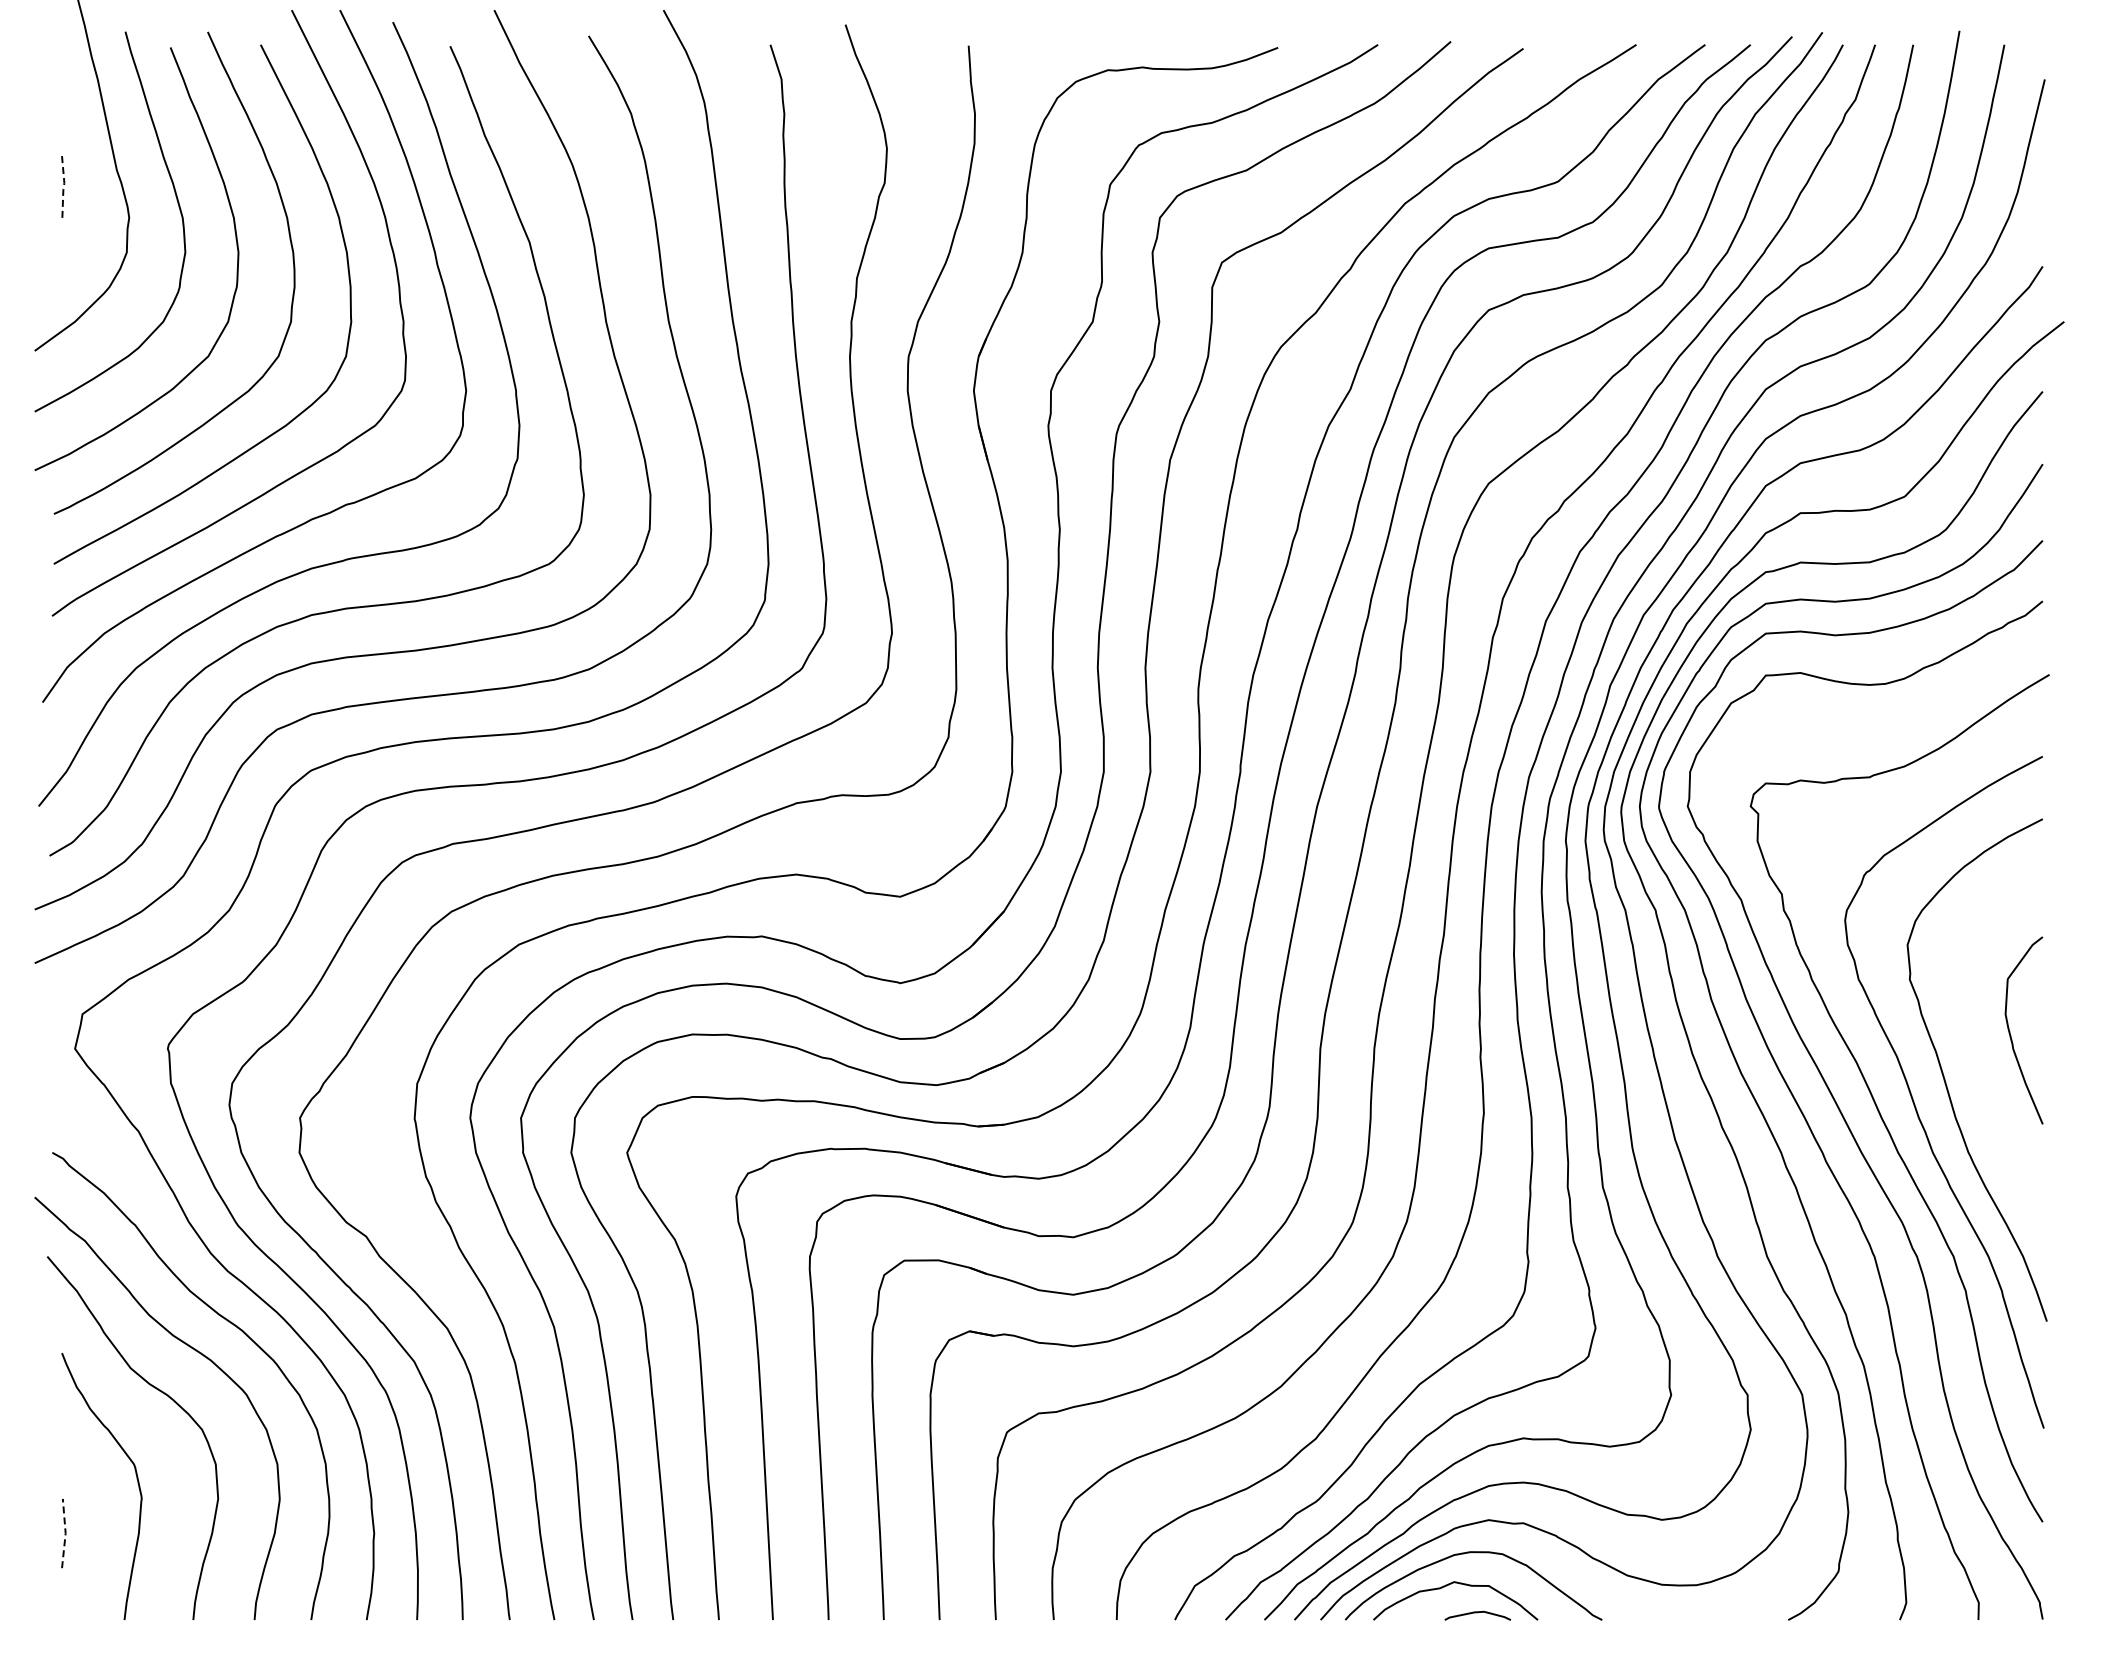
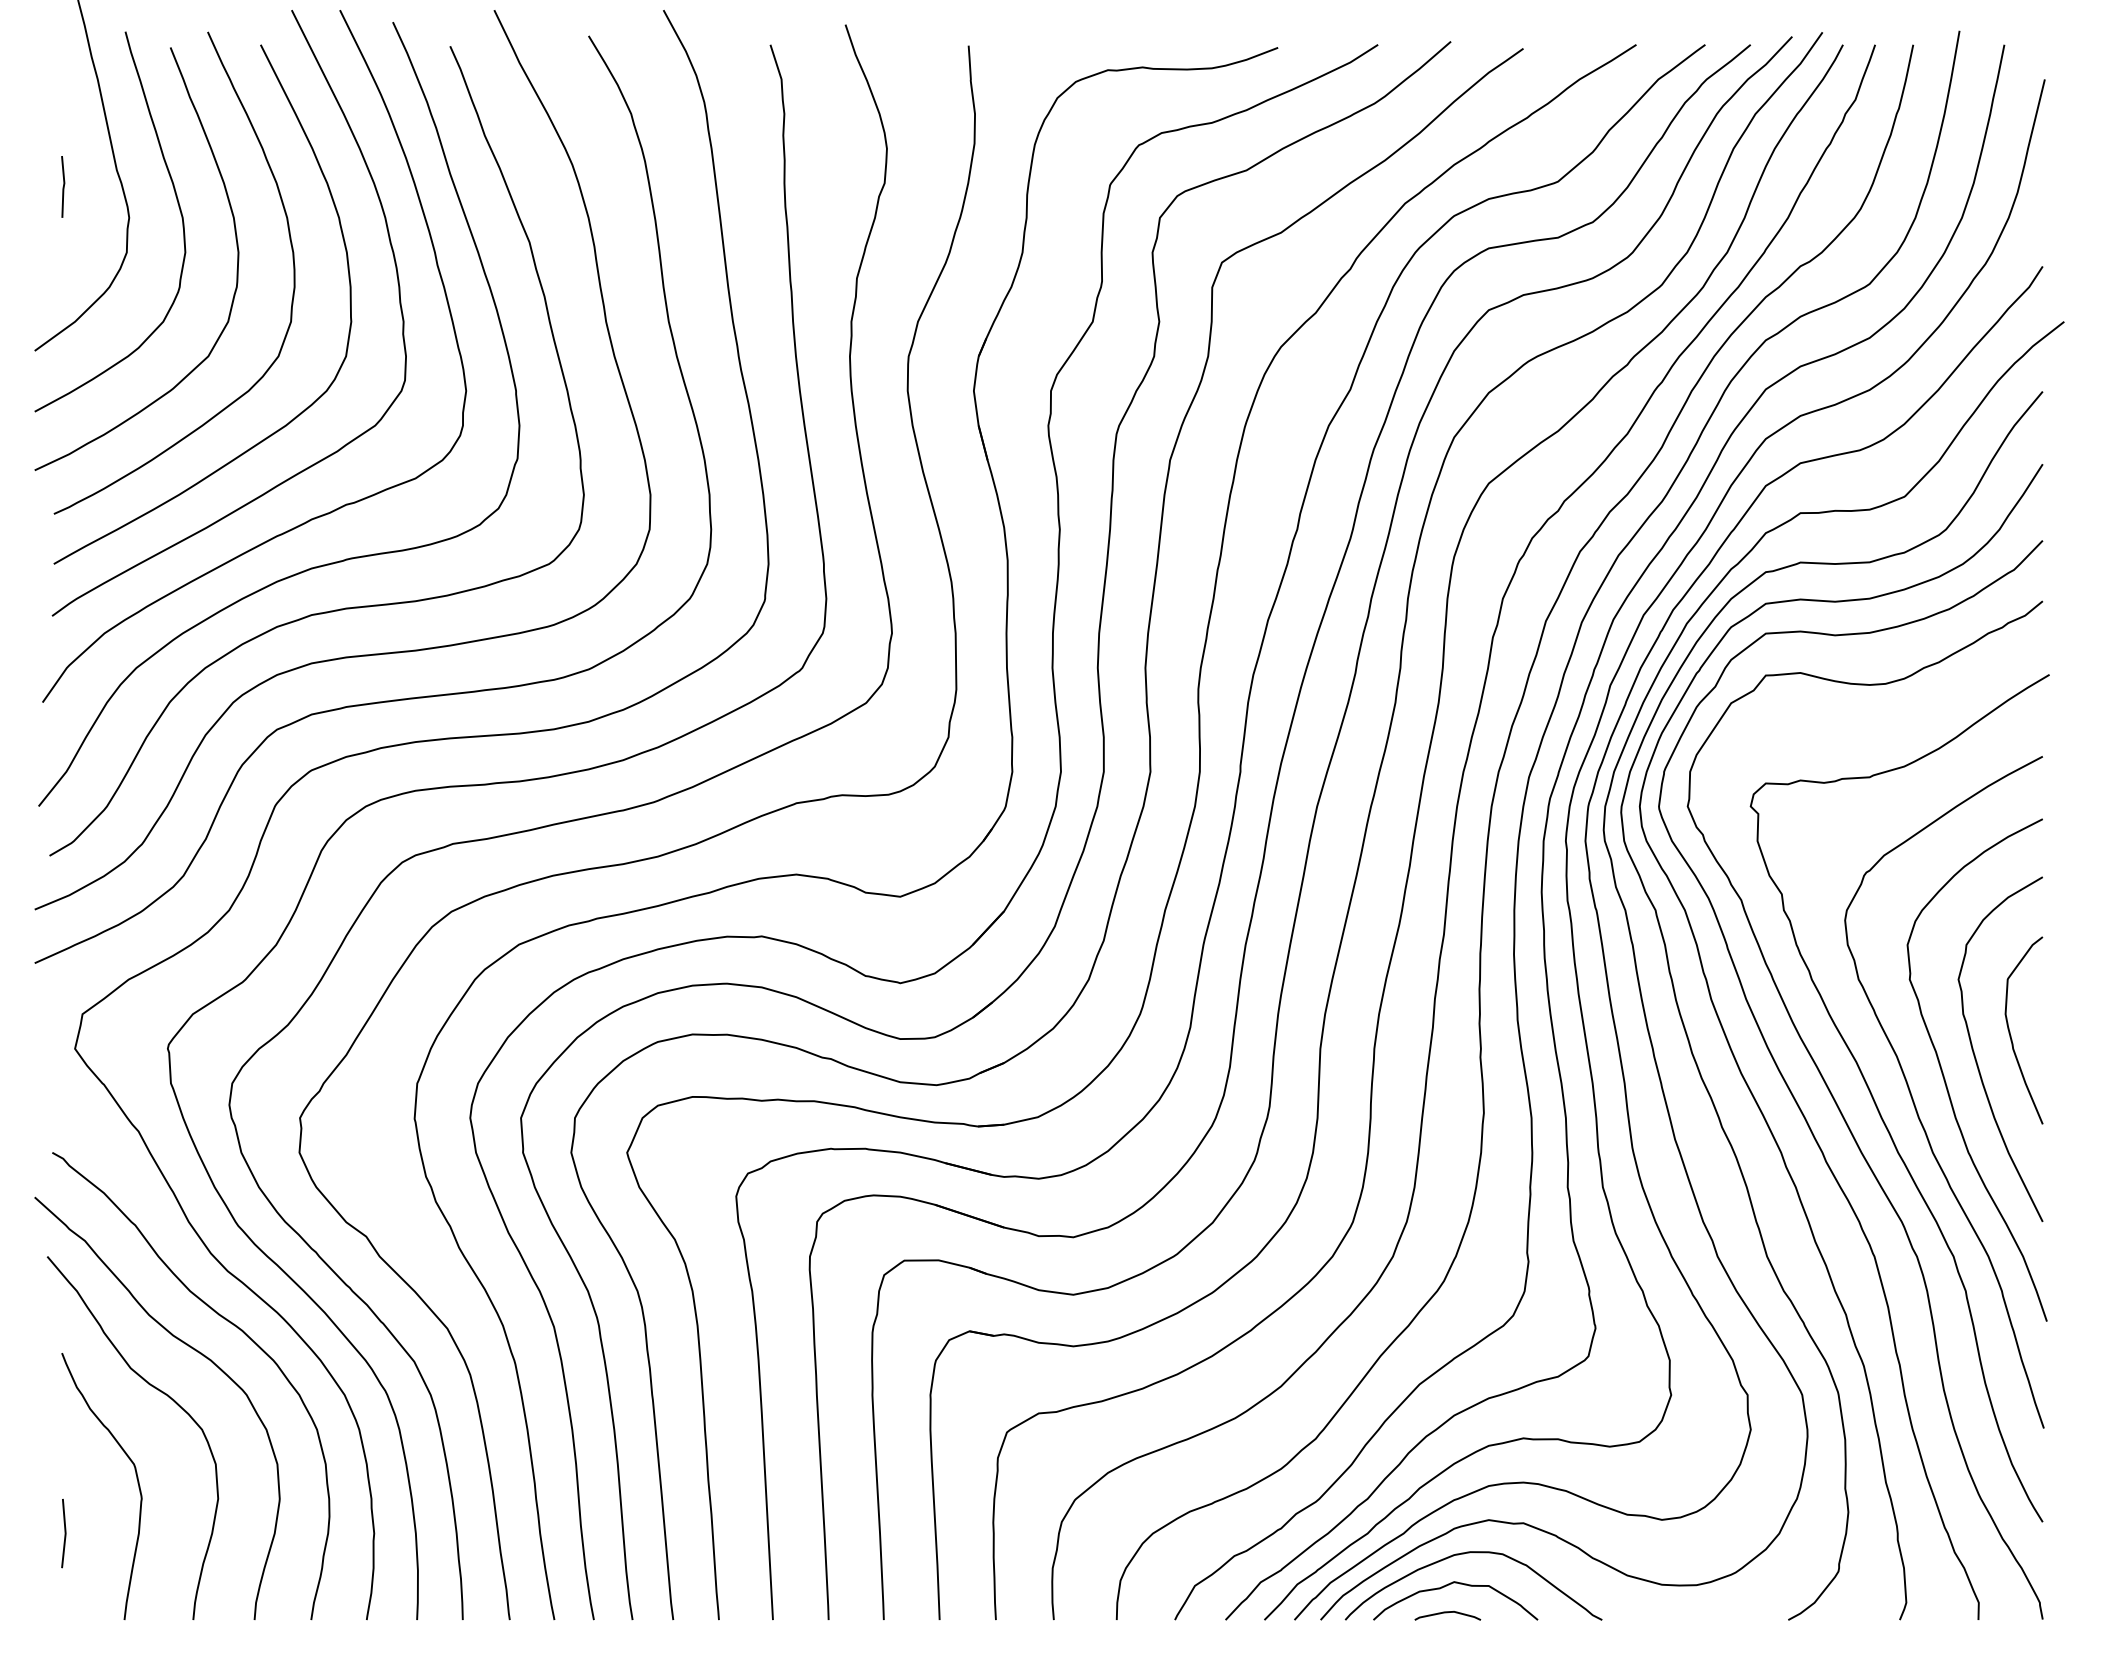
line: dashed -> solid (63, 186)
curve: none -> present (1975, 1054)
line: dashed -> solid (65, 1533)
curve position: (1477, 1613) -> (1447, 1613) (1447, 1613)
